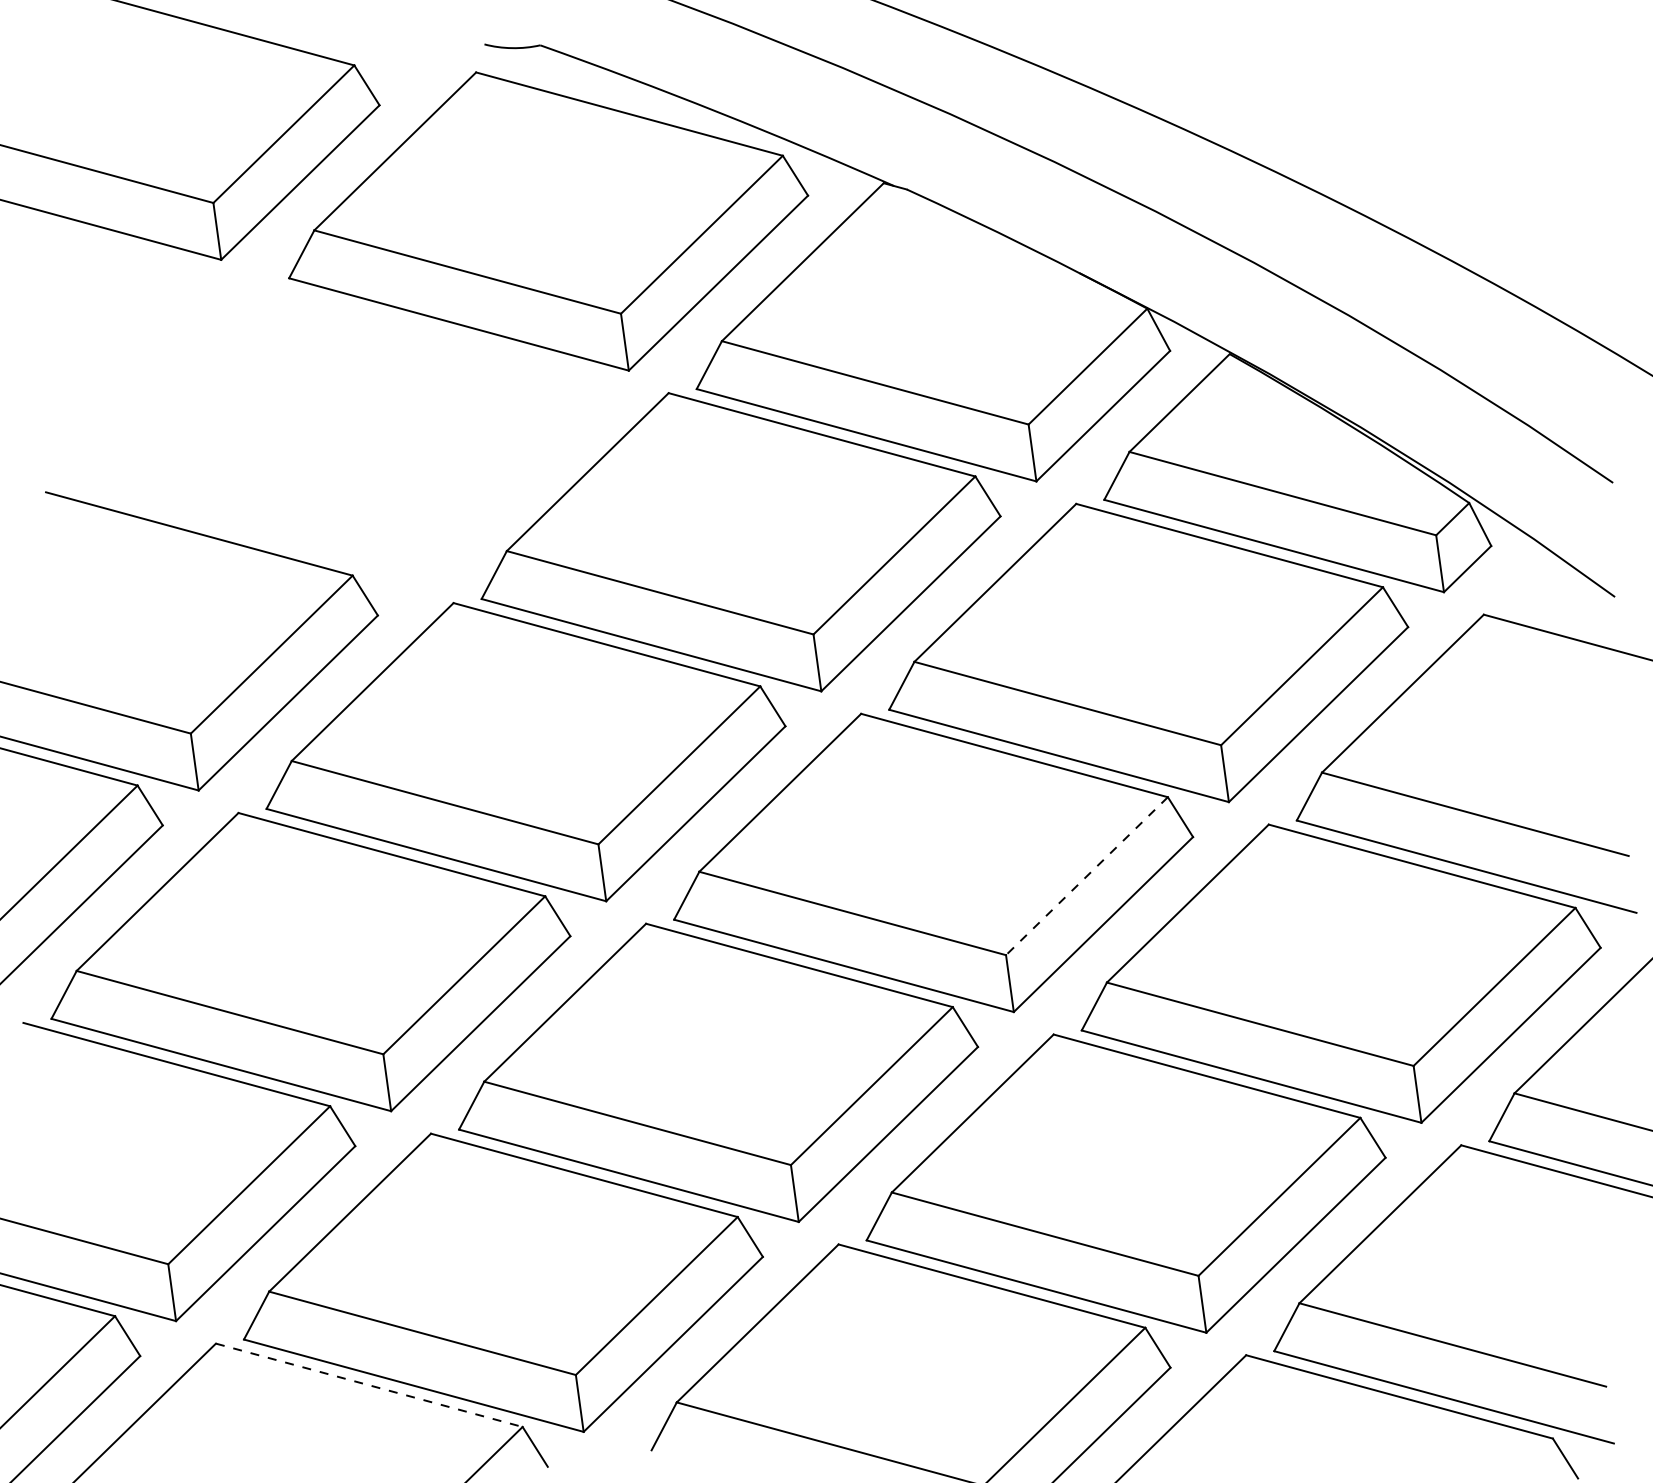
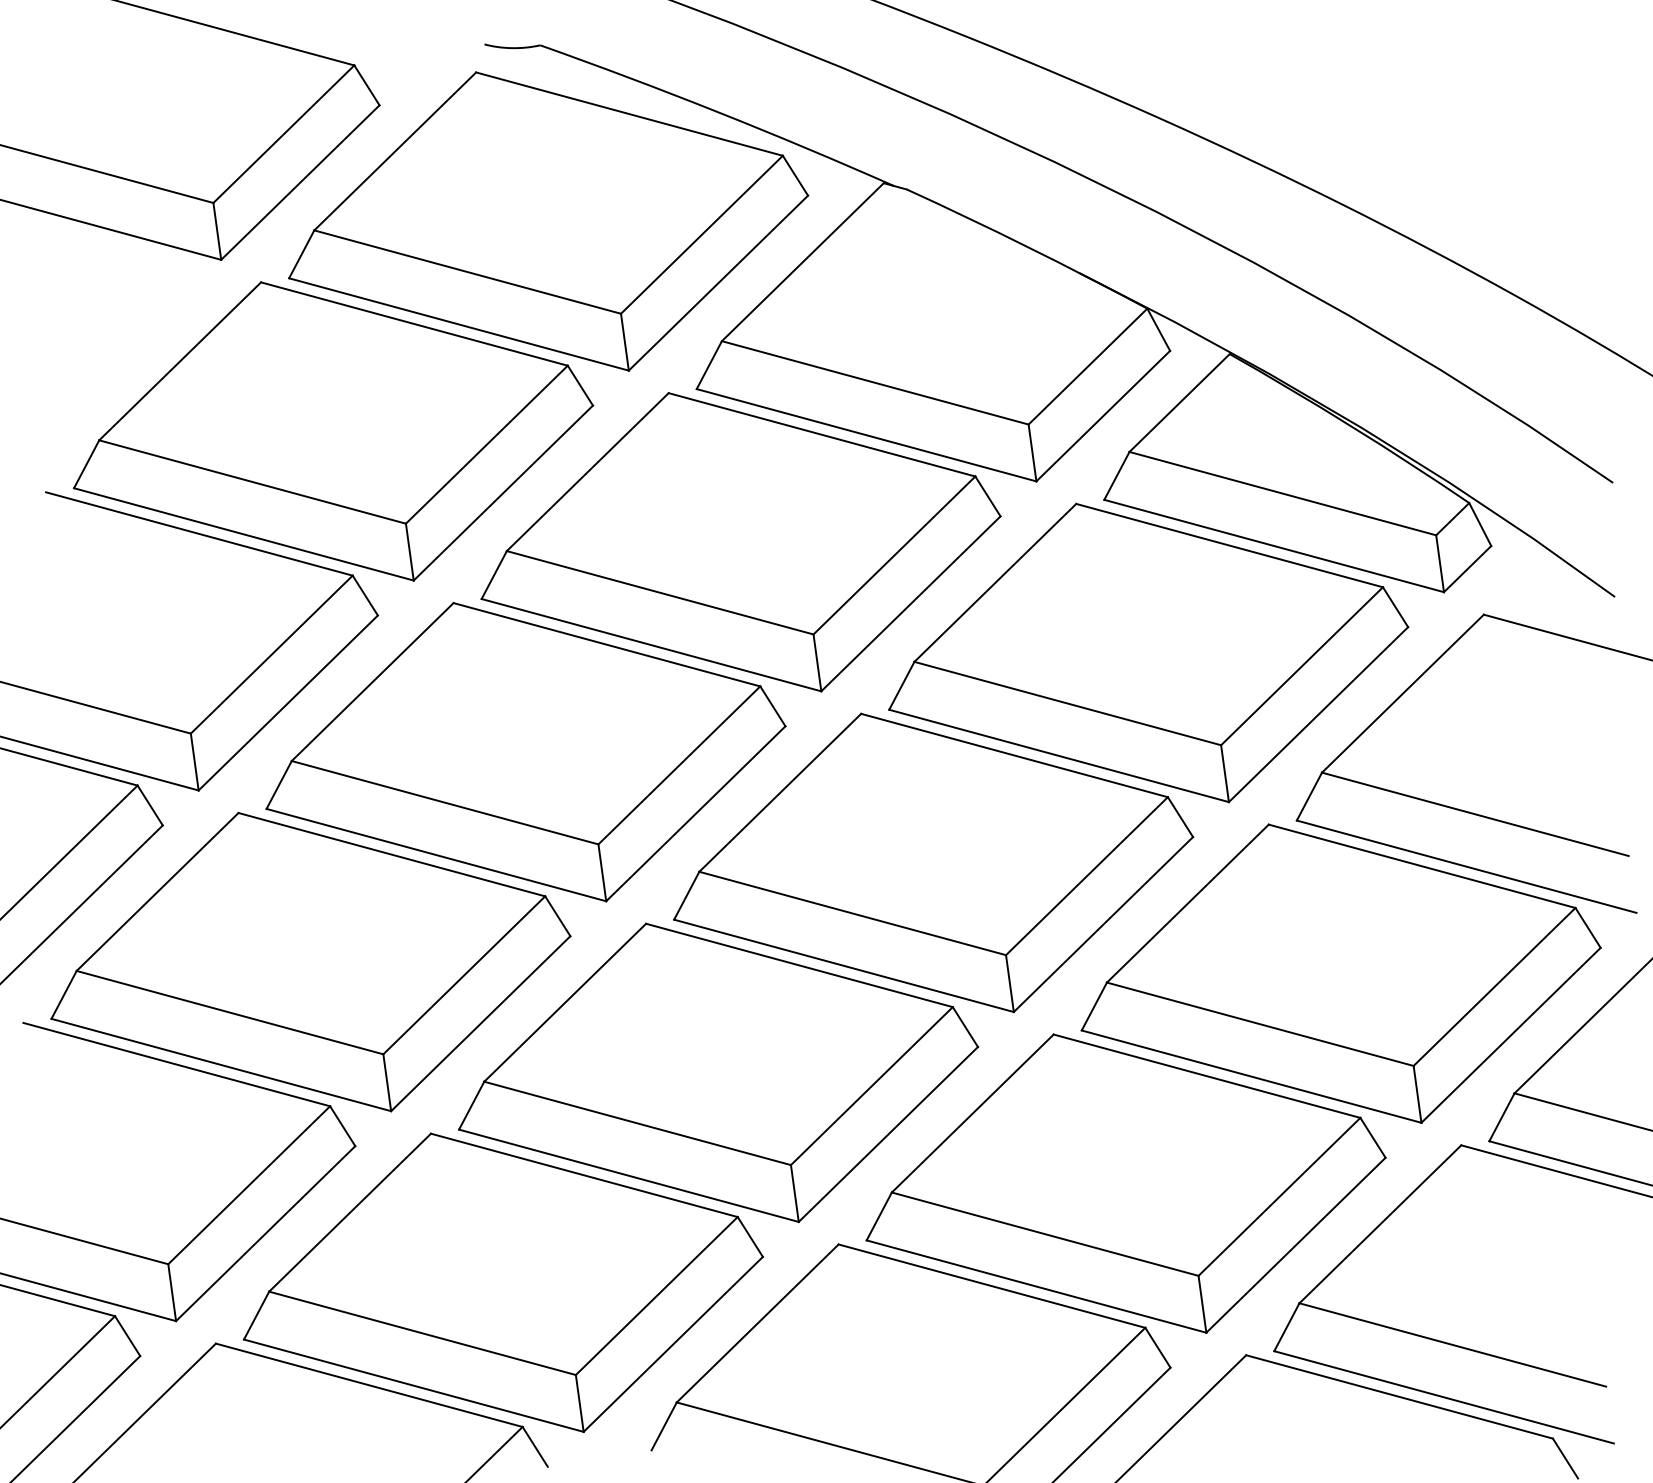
part: none -> present (333, 431)
line: dashed -> solid (1086, 876)
line: dashed -> solid (369, 1385)
